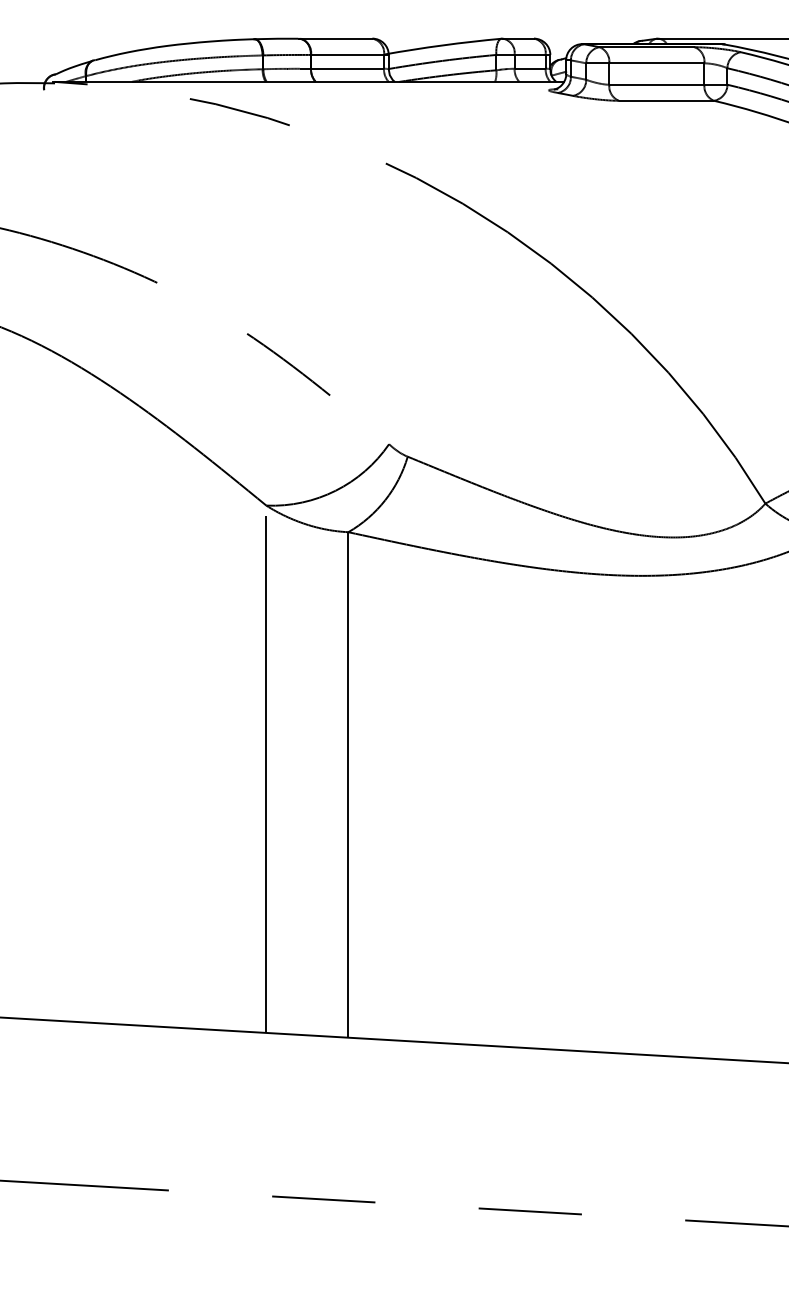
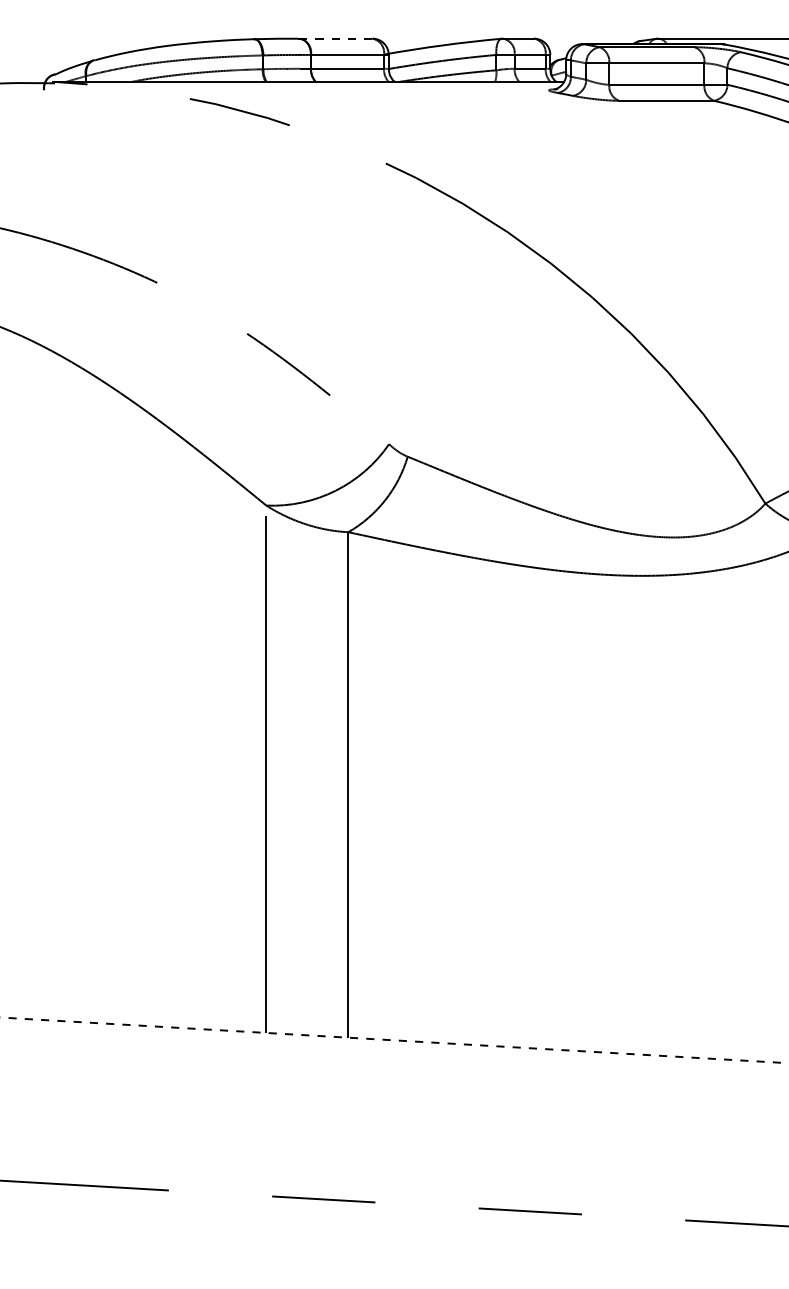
line: solid -> dashed (335, 38)
line: solid -> dashed (394, 1040)
